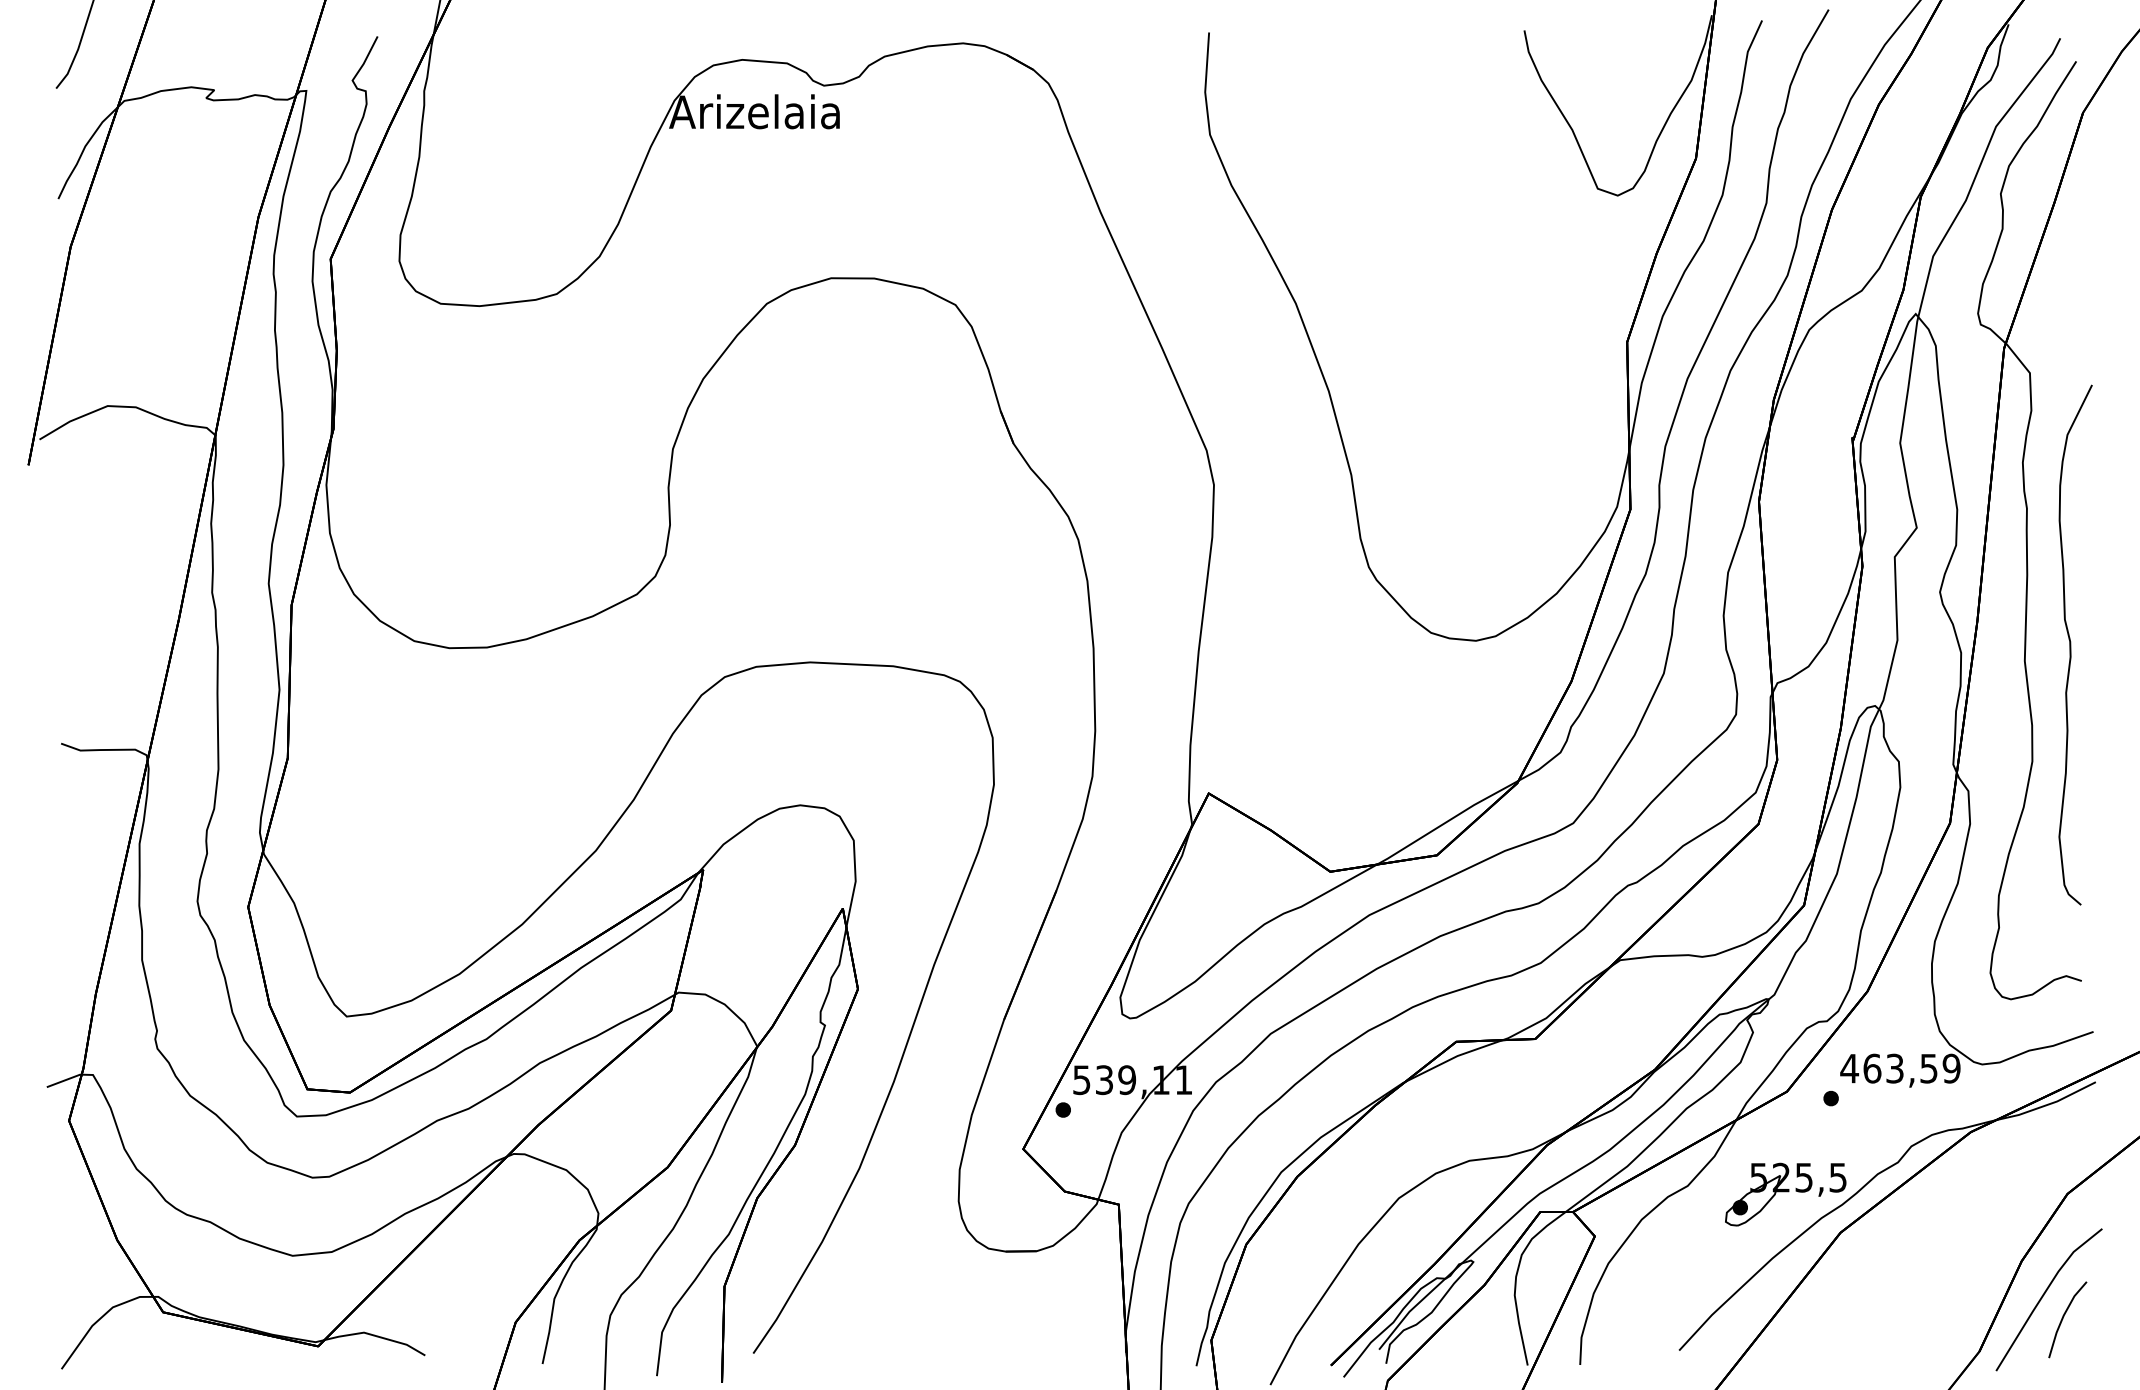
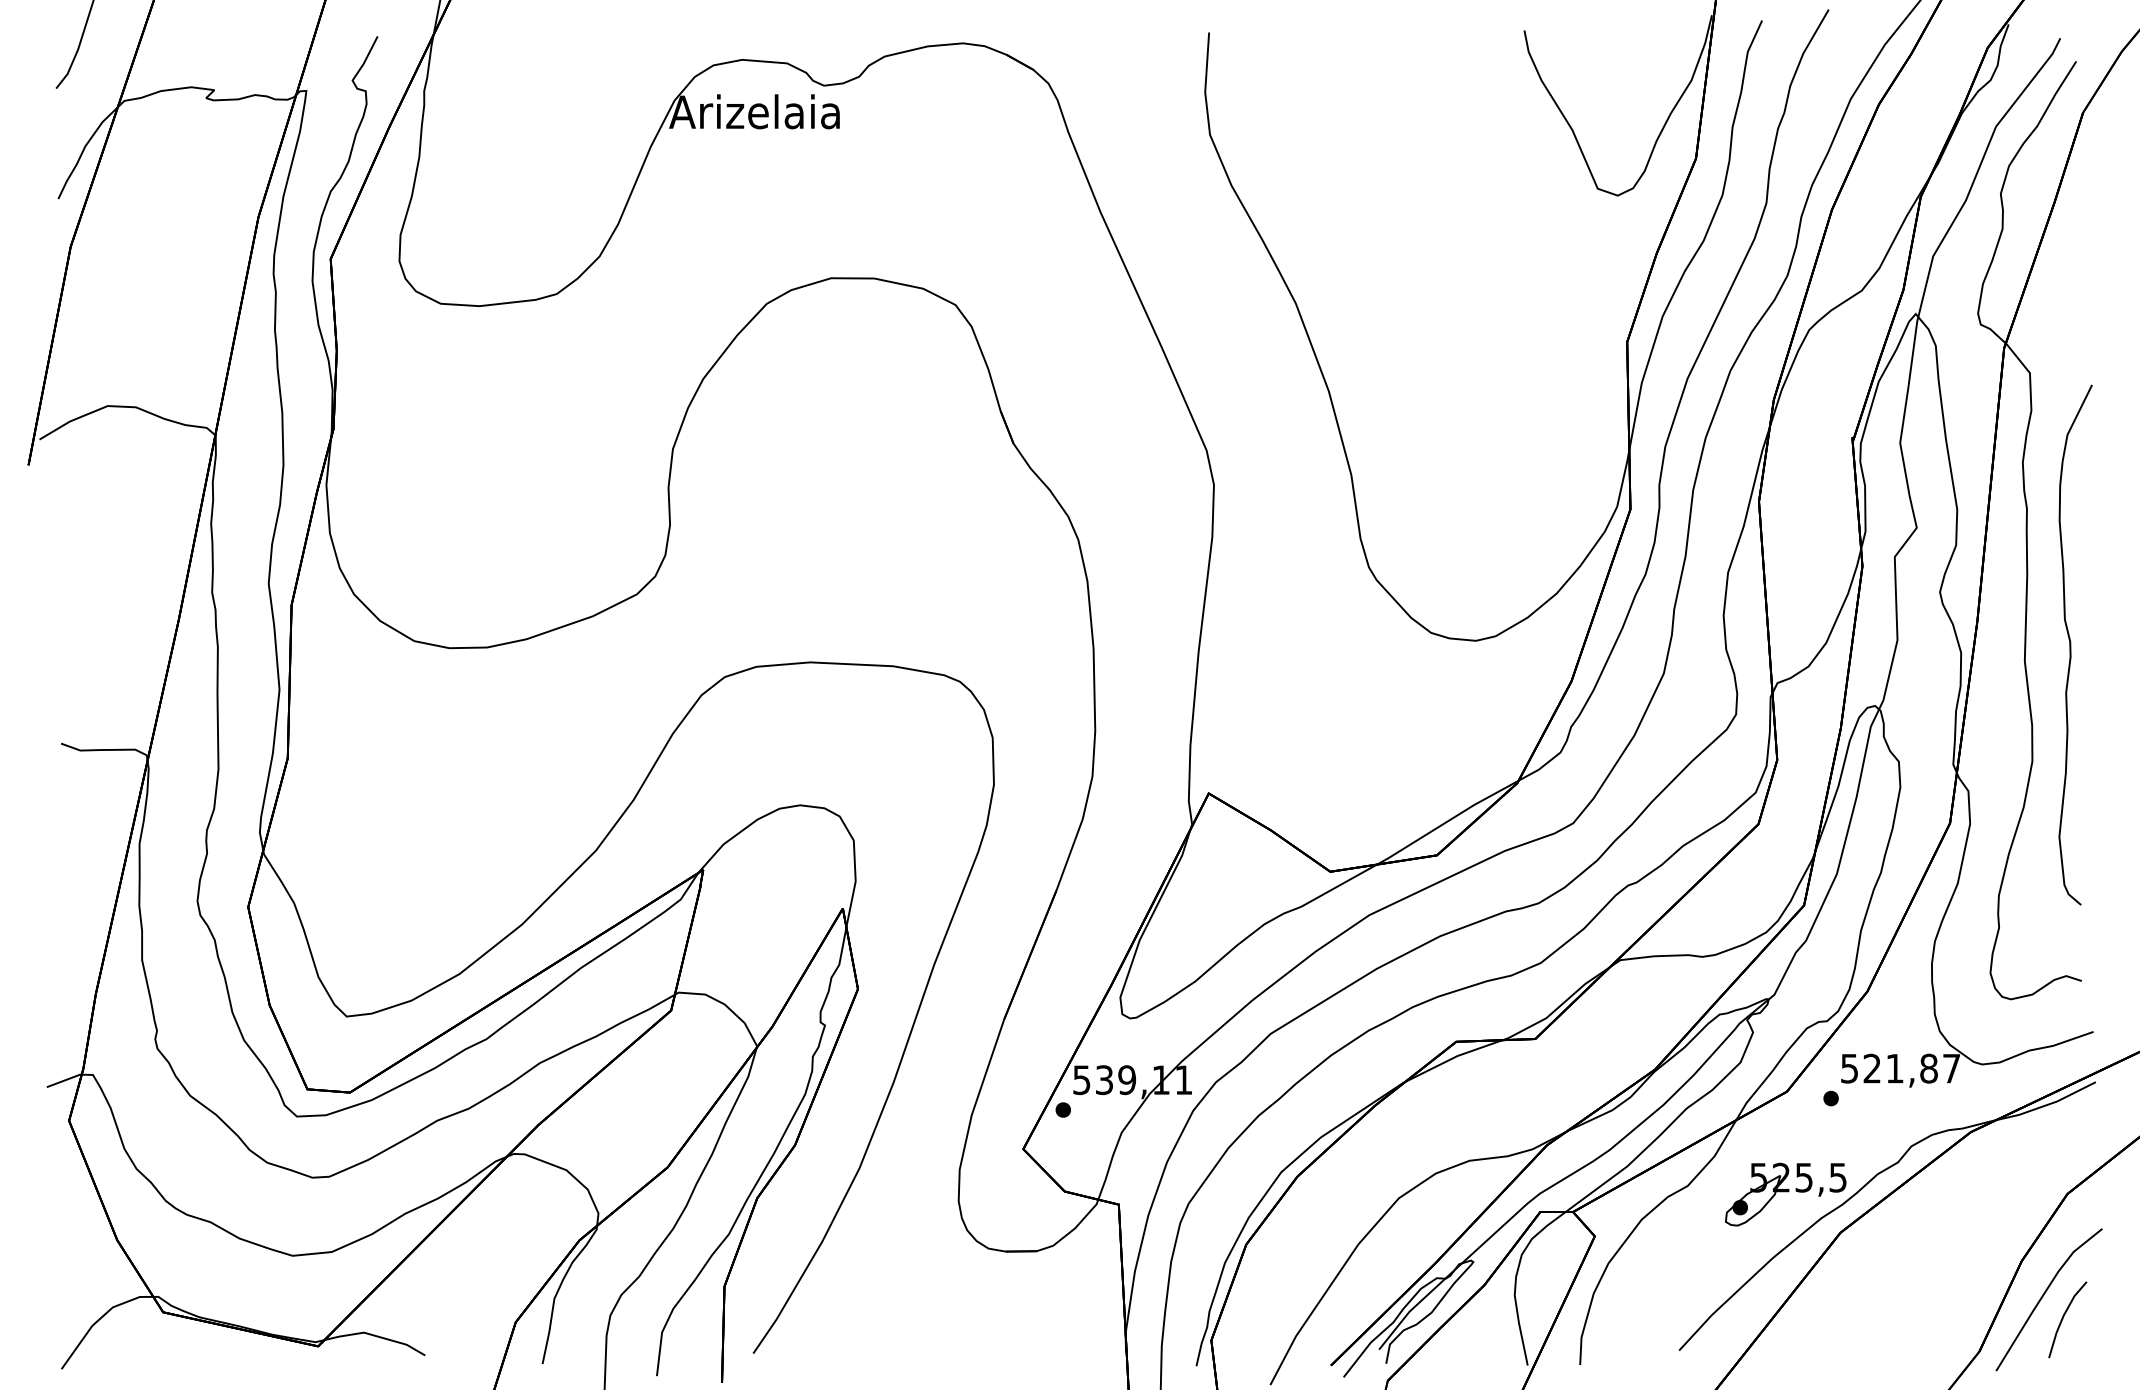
text: 463,59 -> 521,87 (1900, 1068)
